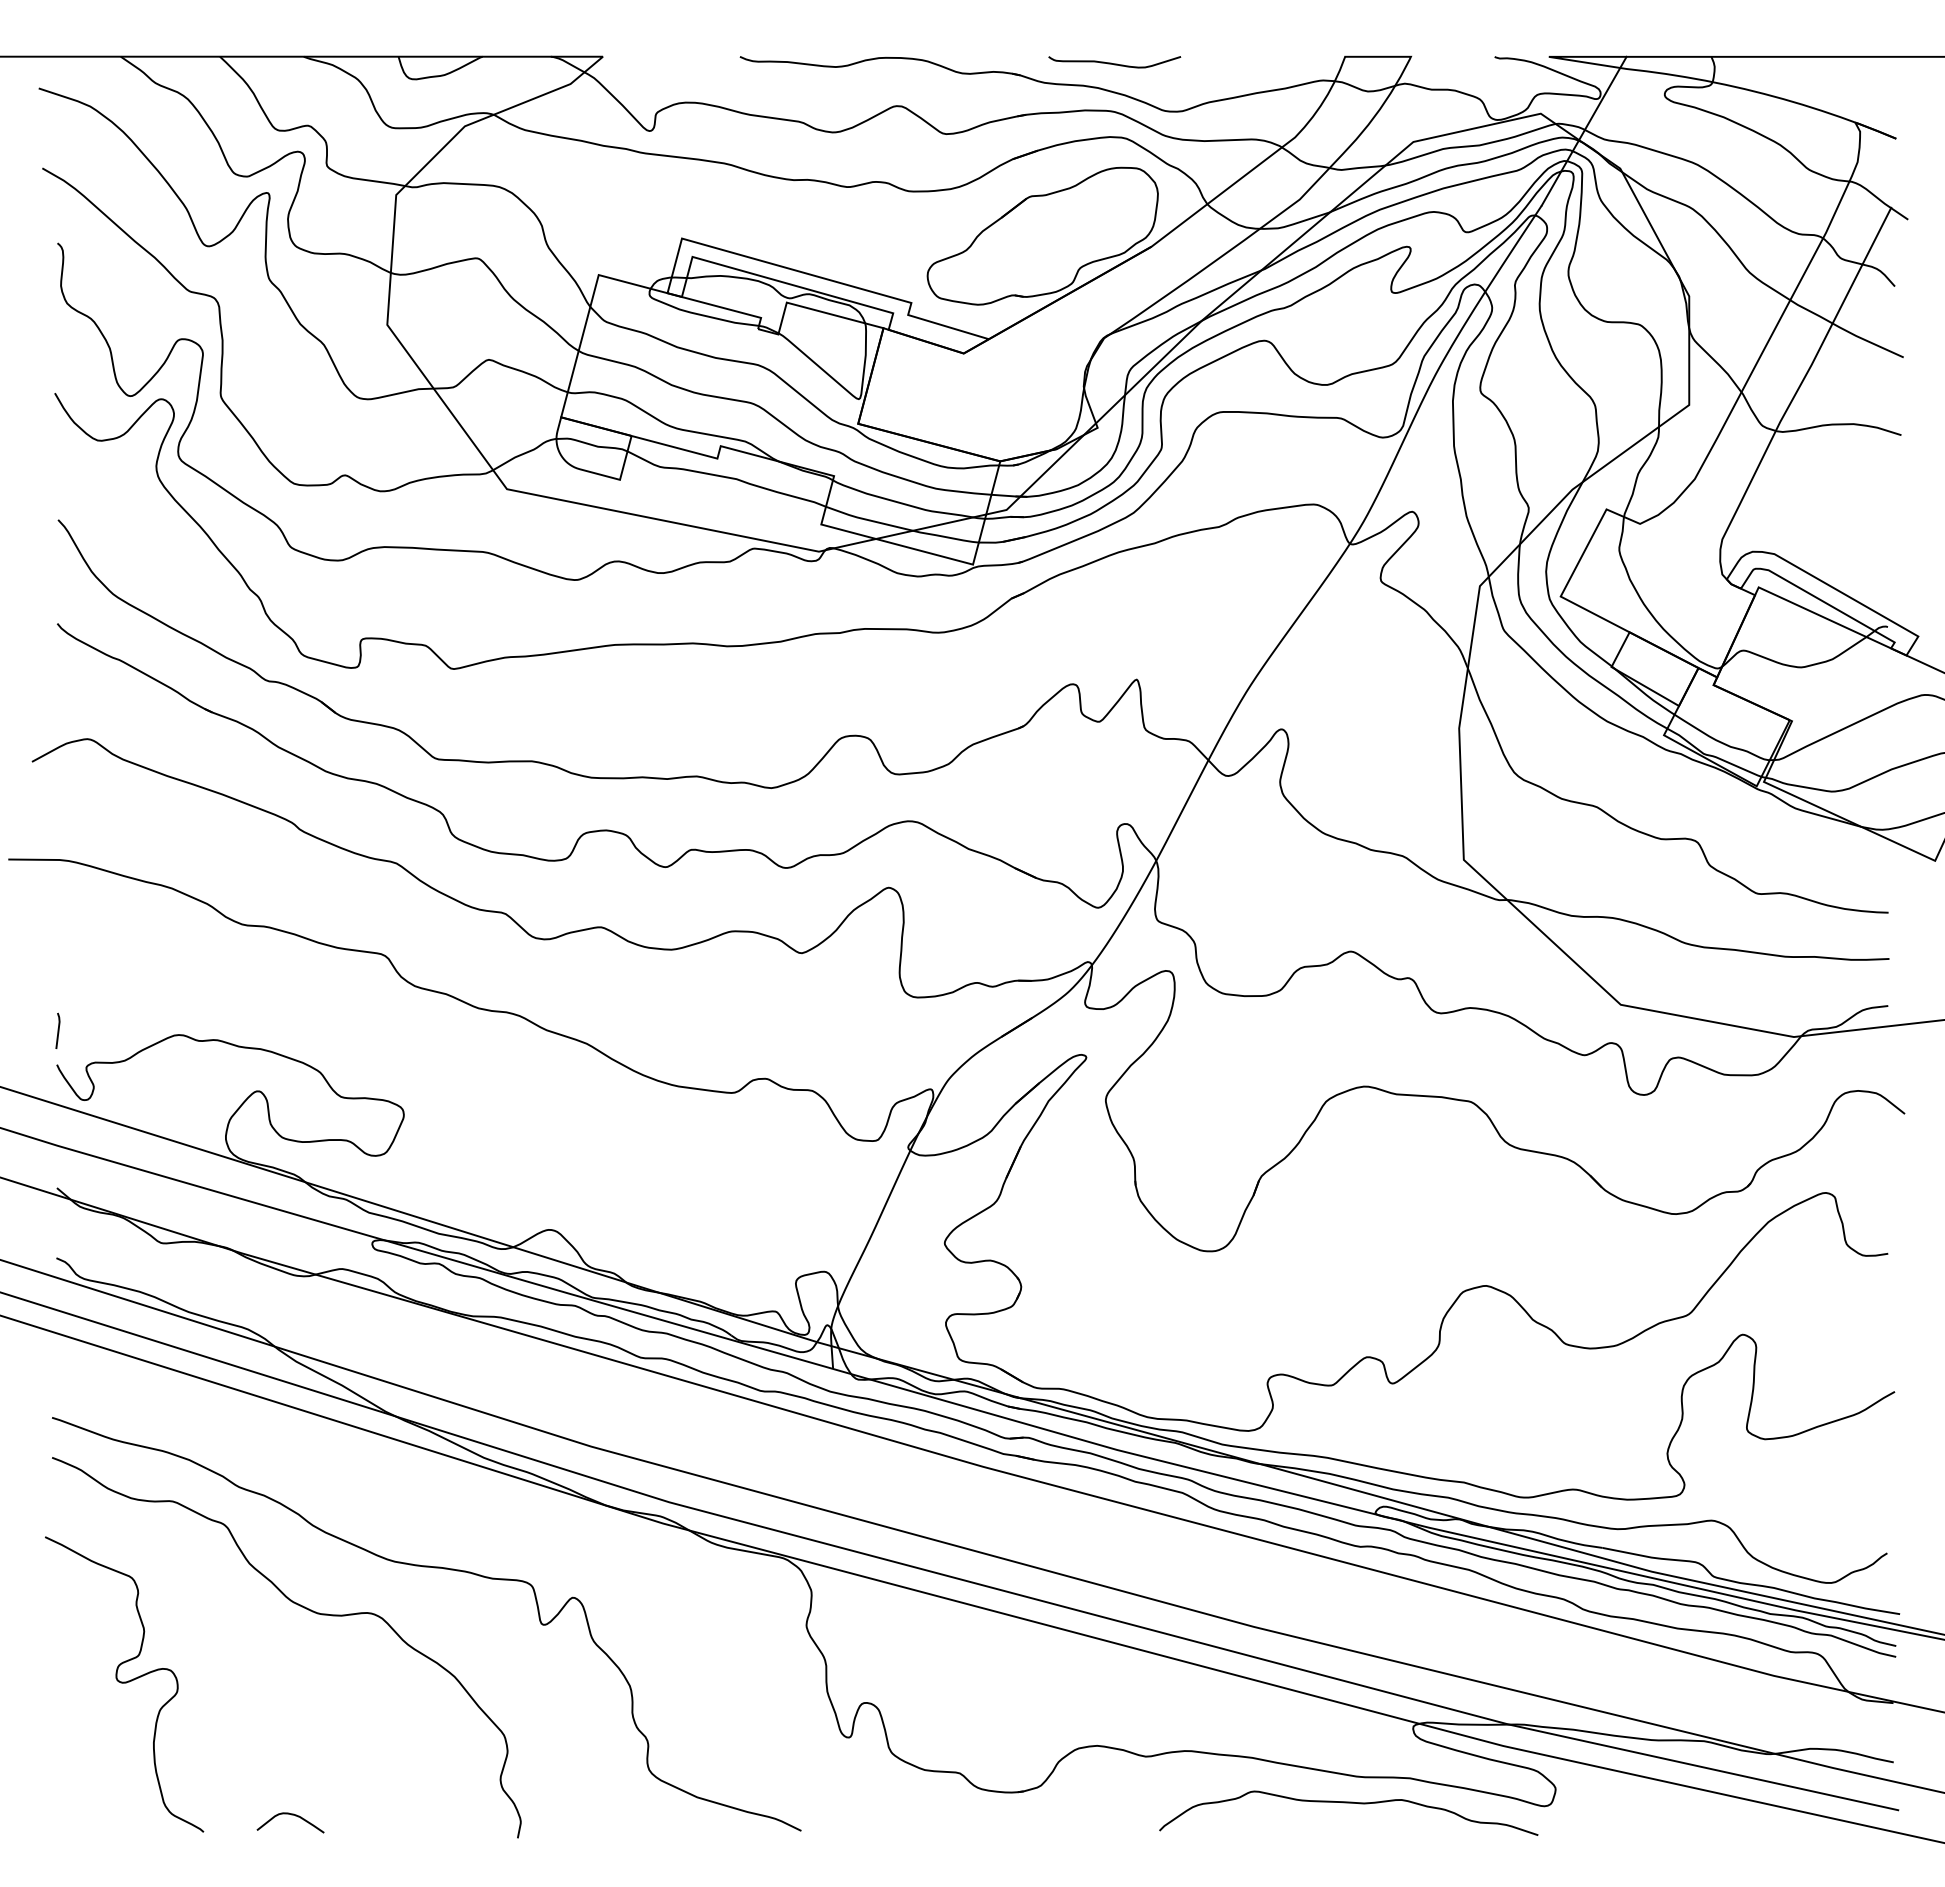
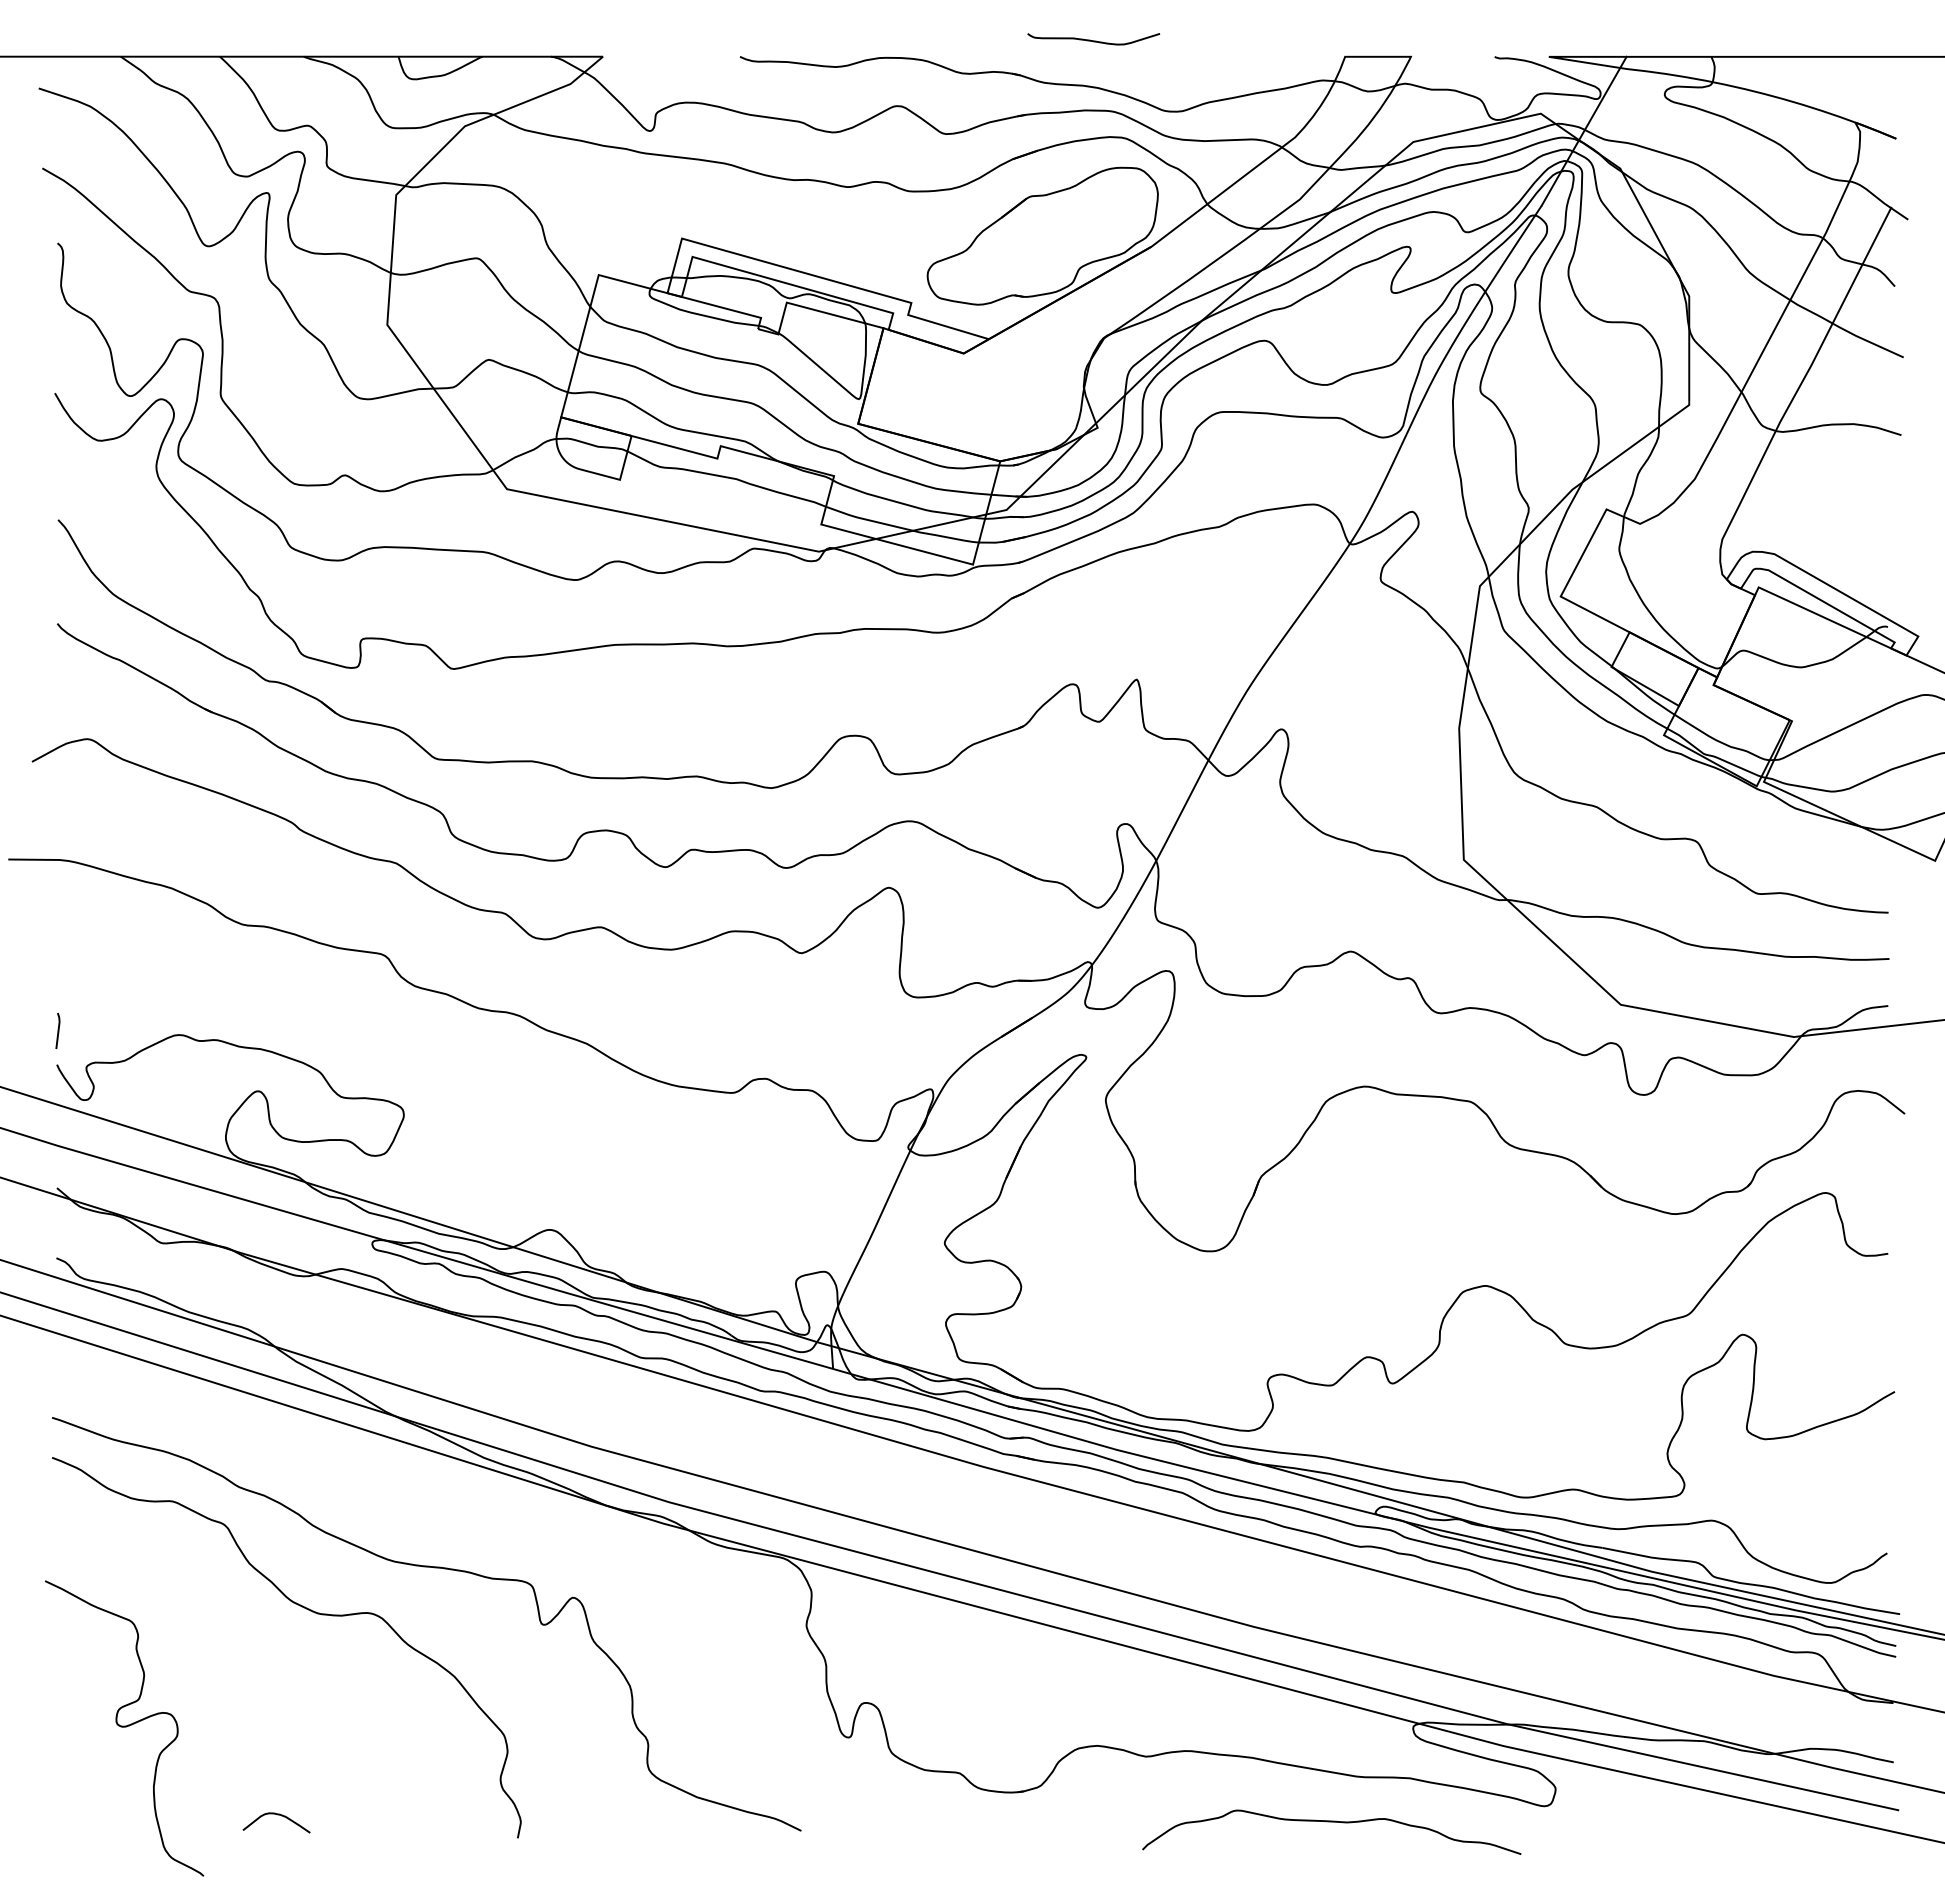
curve position: (1114, 63) -> (1093, 40) (1093, 40)
curve position: (124, 1683) -> (124, 1727) (124, 1727)
curve position: (1348, 1803) -> (1331, 1822) (1331, 1822)
curve position: (291, 1815) -> (277, 1815) (277, 1815)
